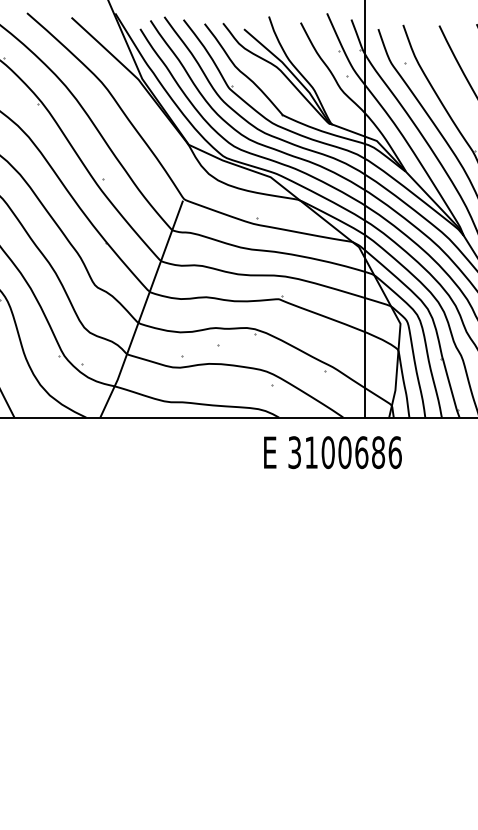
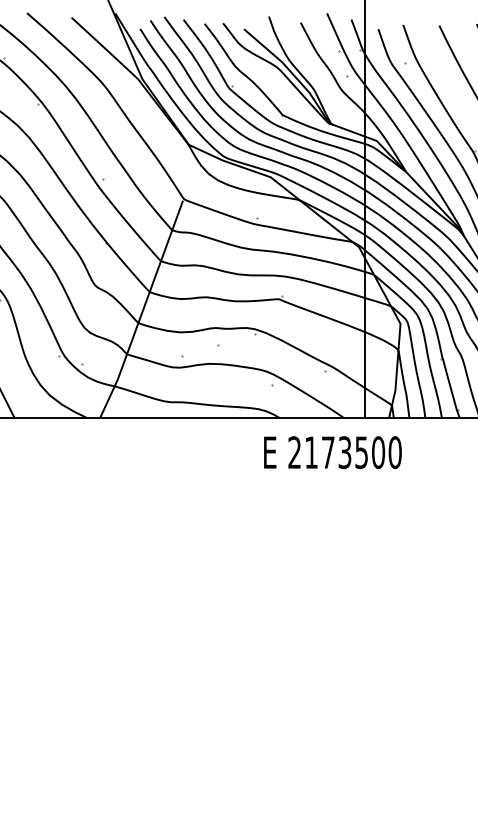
text: 3100686 -> 2173500 (344, 452)
